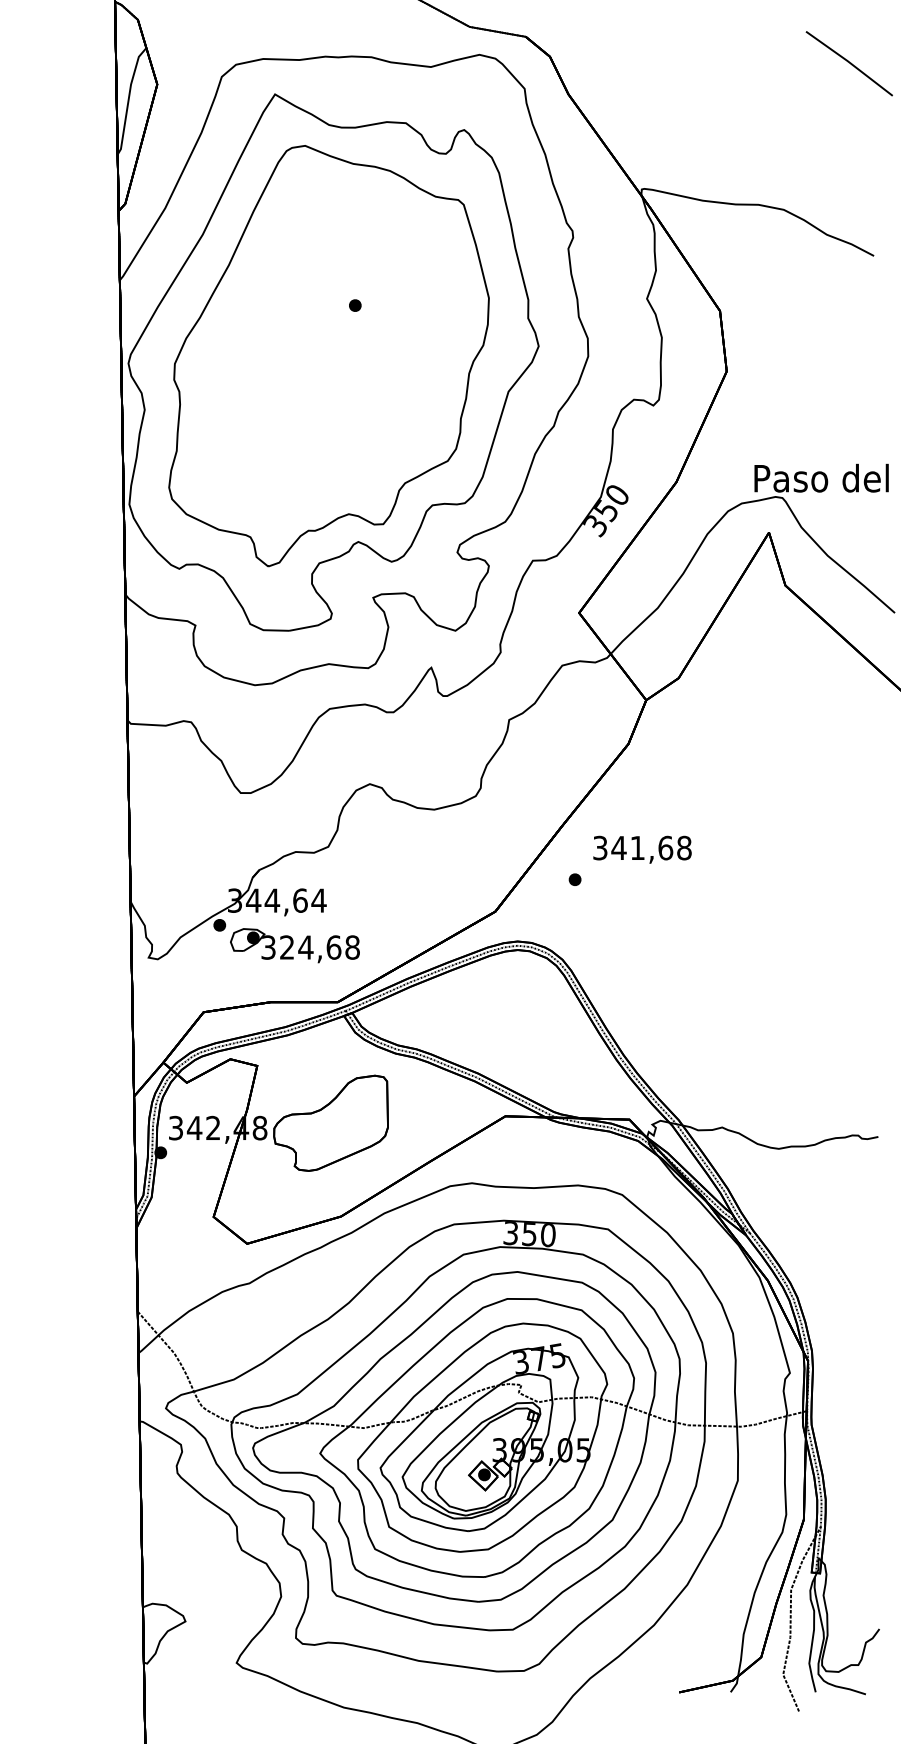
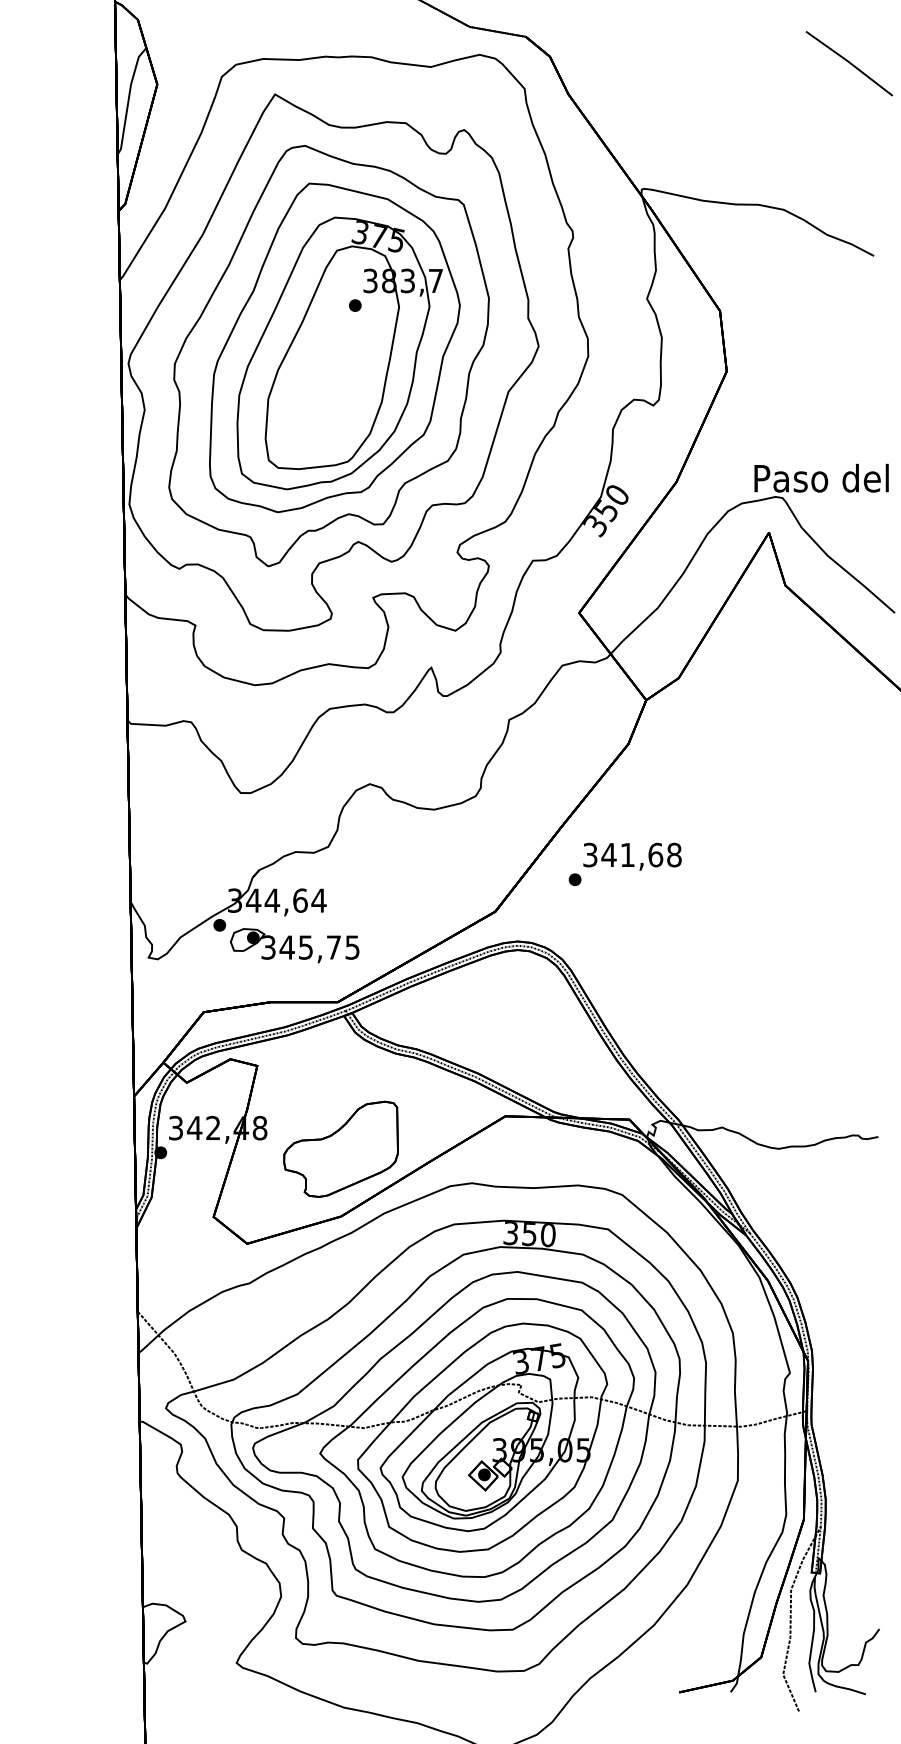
part: none -> present (334, 347)
text position: (642, 849) -> (632, 856) (632, 856)
text: 324,68 -> 345,75 (319, 947)
part position: (330, 1122) -> (340, 1148) (340, 1148)
